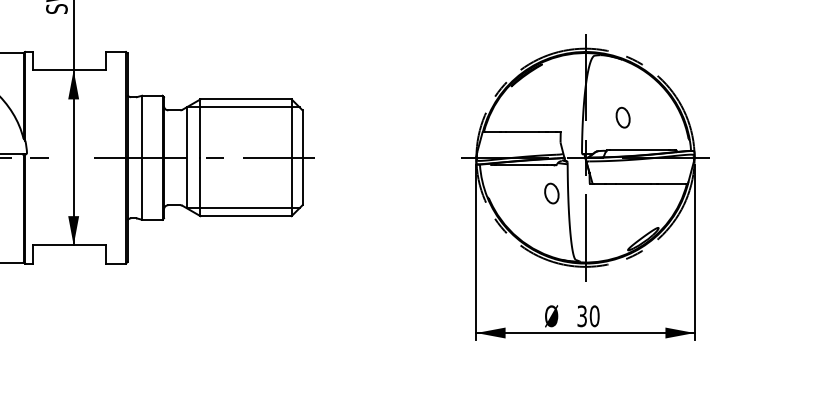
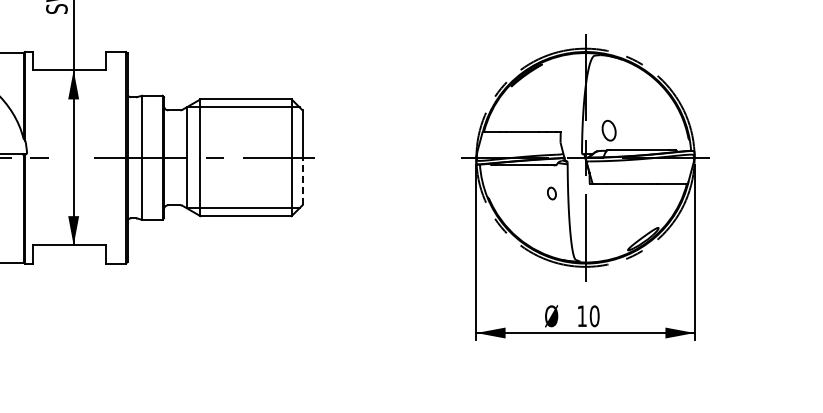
part position: (622, 117) -> (608, 130) (608, 130)
line: solid -> dashed (302, 181)
part size: 16x23 px -> 10x15 px (551, 193)
text: 30 -> 10 (581, 316)
